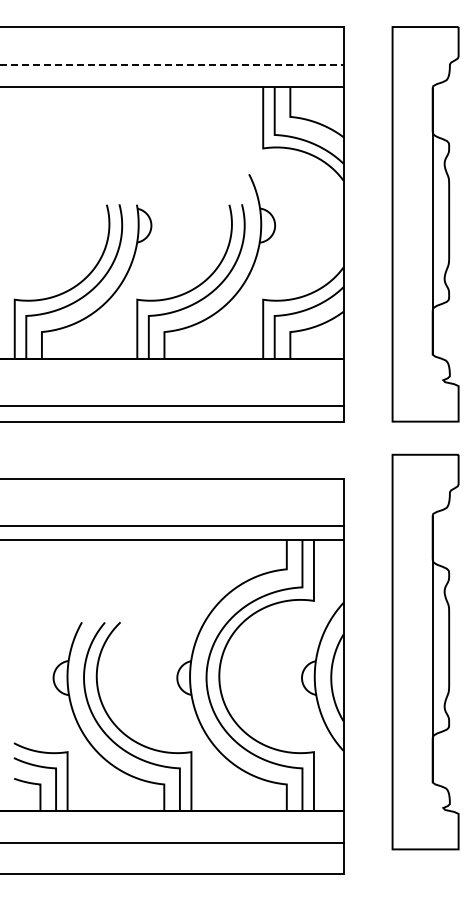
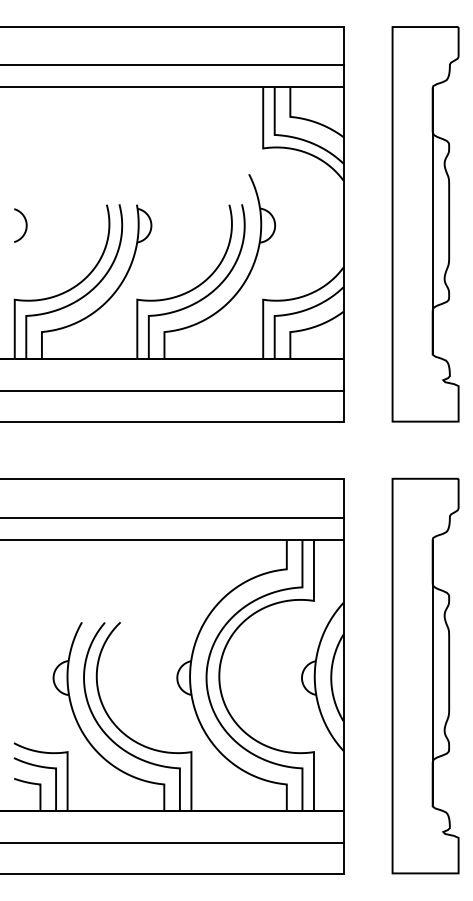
line: dashed -> solid (172, 65)
curve: none -> present (25, 225)
line position: (172, 405) -> (172, 390) (172, 390)
line position: (172, 525) -> (172, 517) (172, 517)
part position: (425, 651) -> (425, 675) (425, 675)
